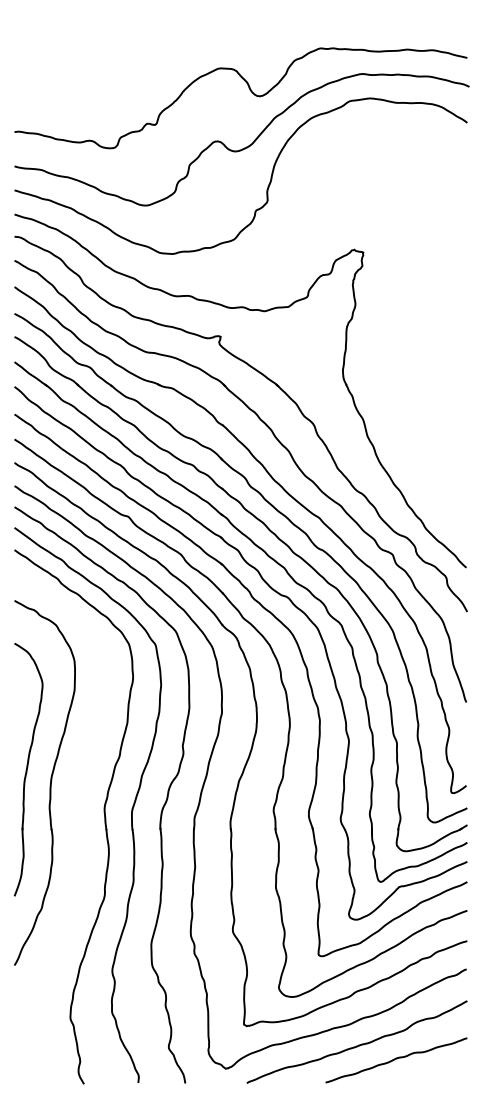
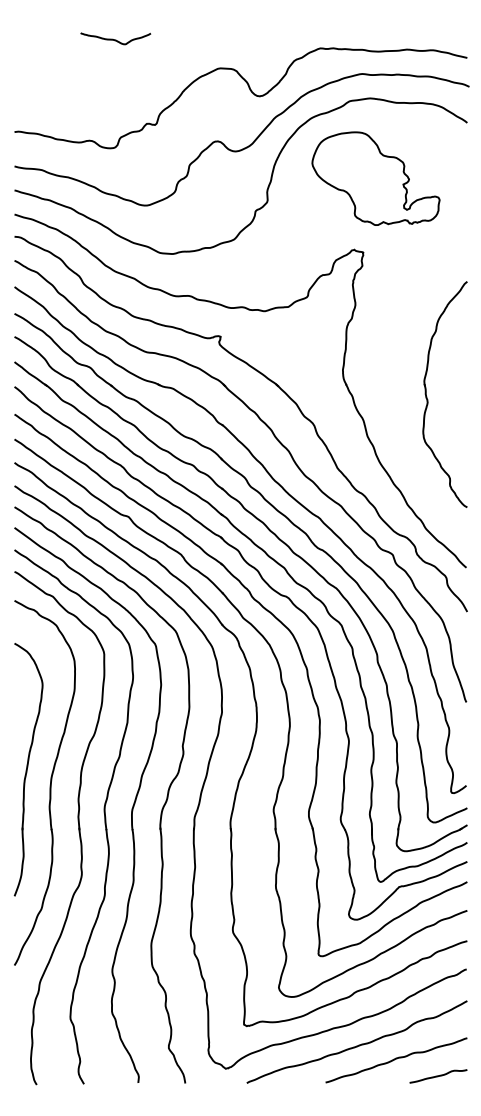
curve: none -> present (115, 39)
part: none -> present (375, 178)
part: none -> present (428, 399)
part: none -> present (78, 828)
curve: none -> present (438, 1076)
